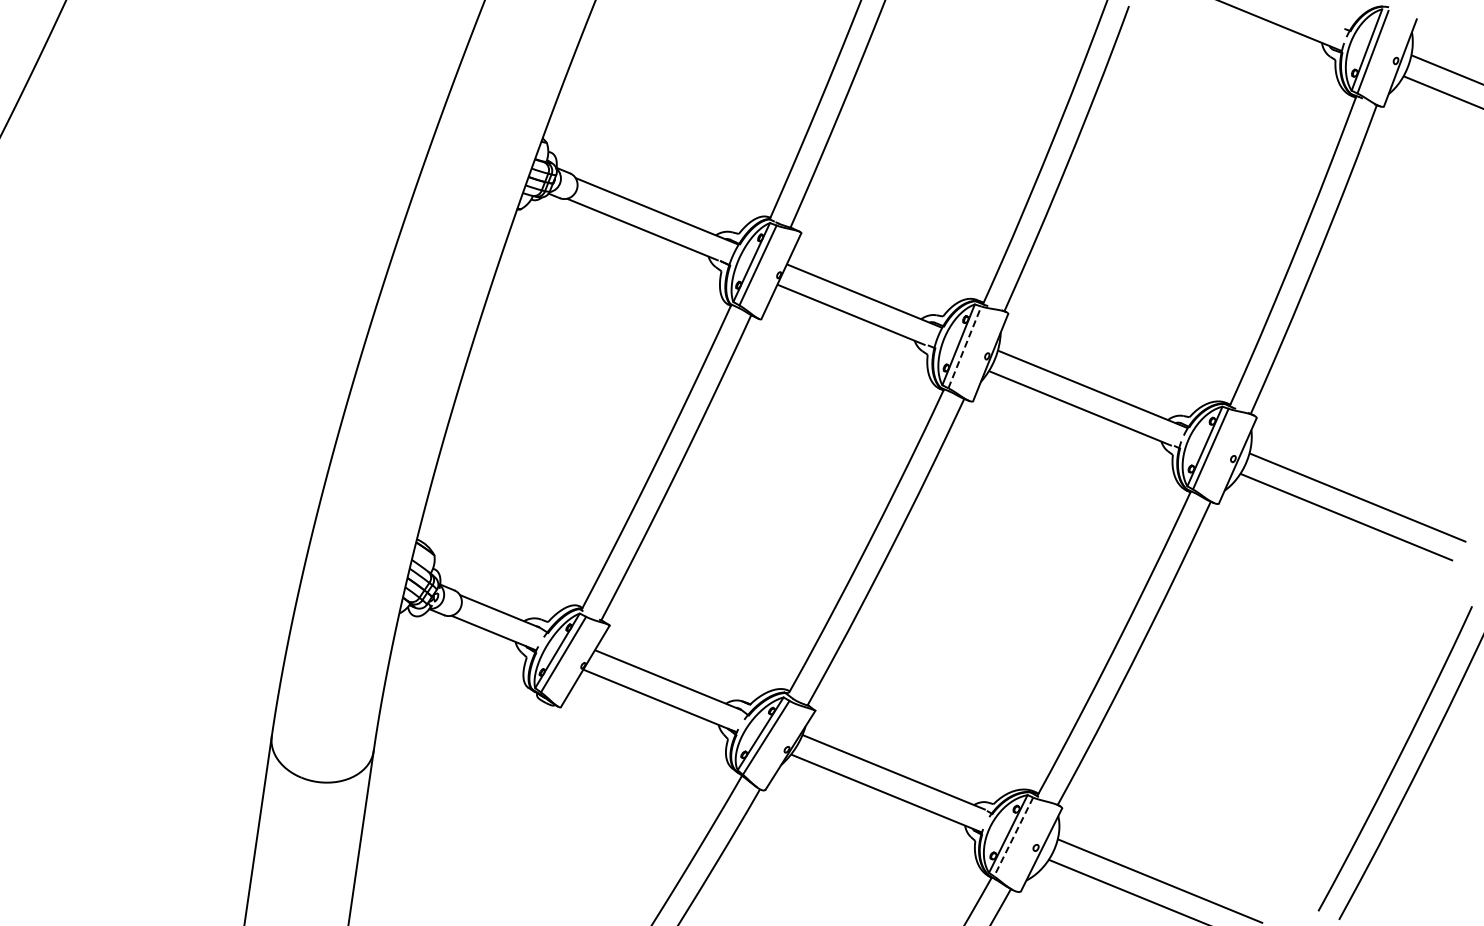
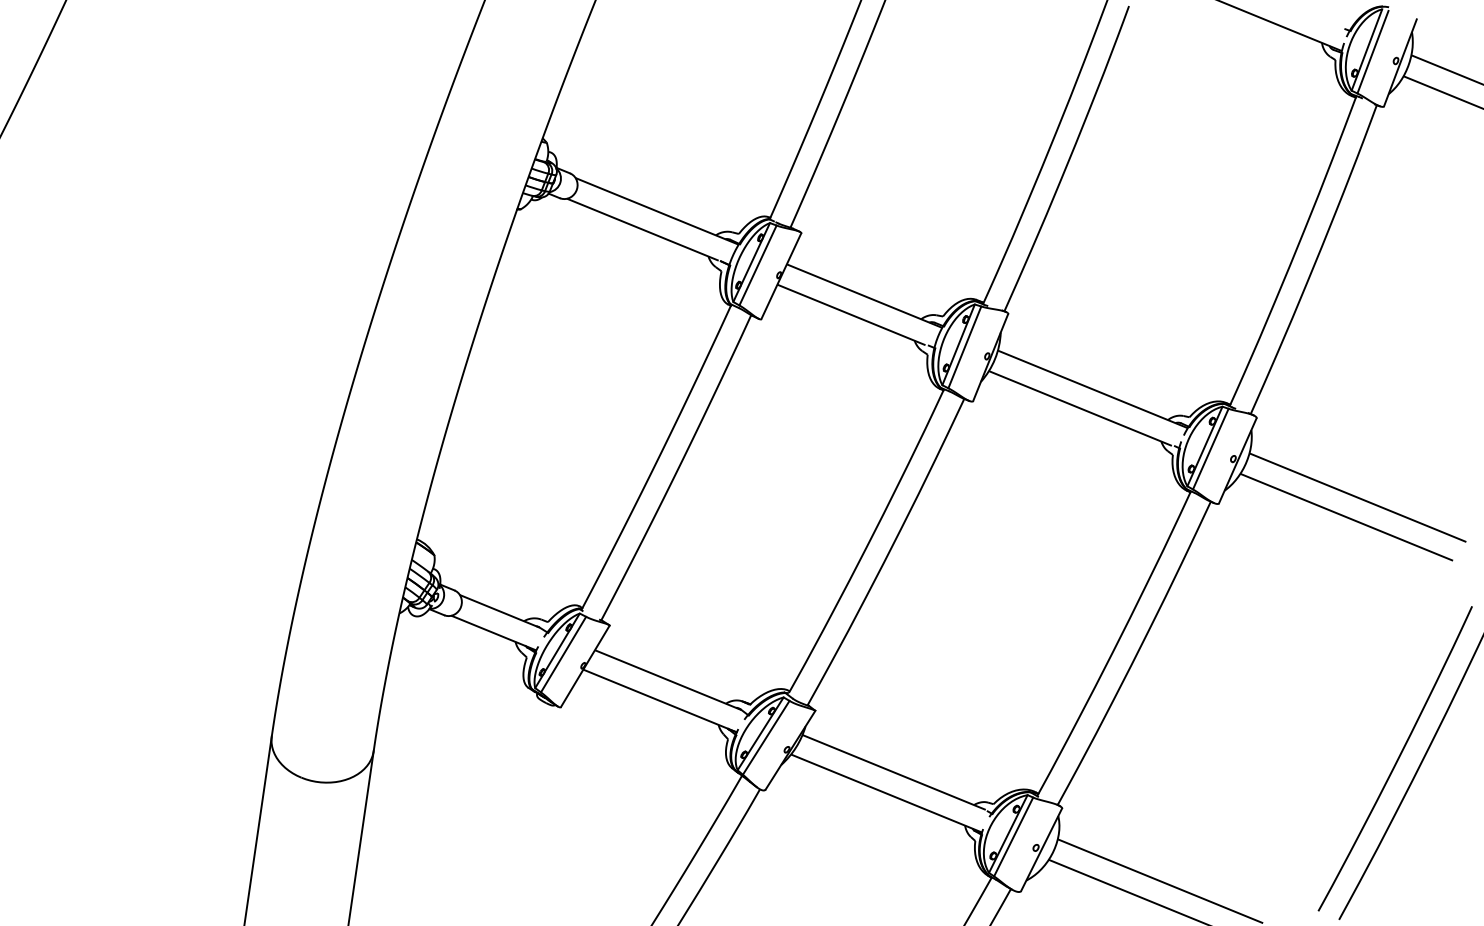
line: dashed -> solid (965, 346)
line: dashed -> solid (1013, 837)
